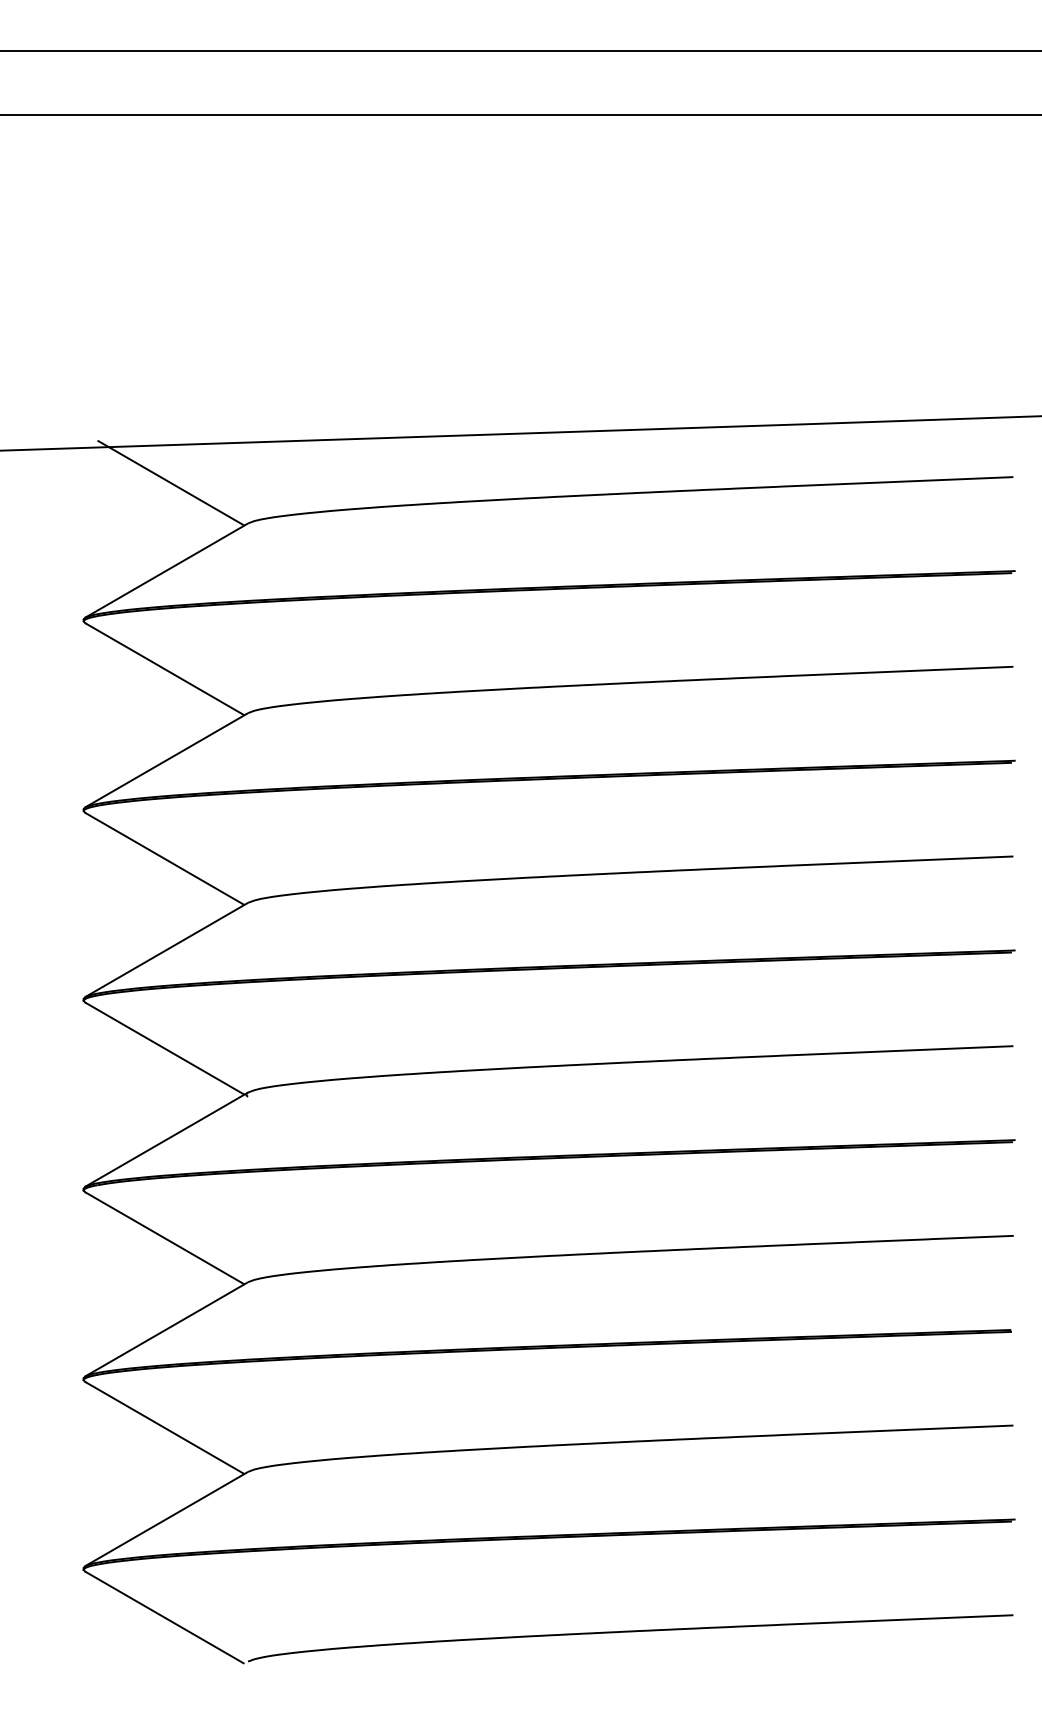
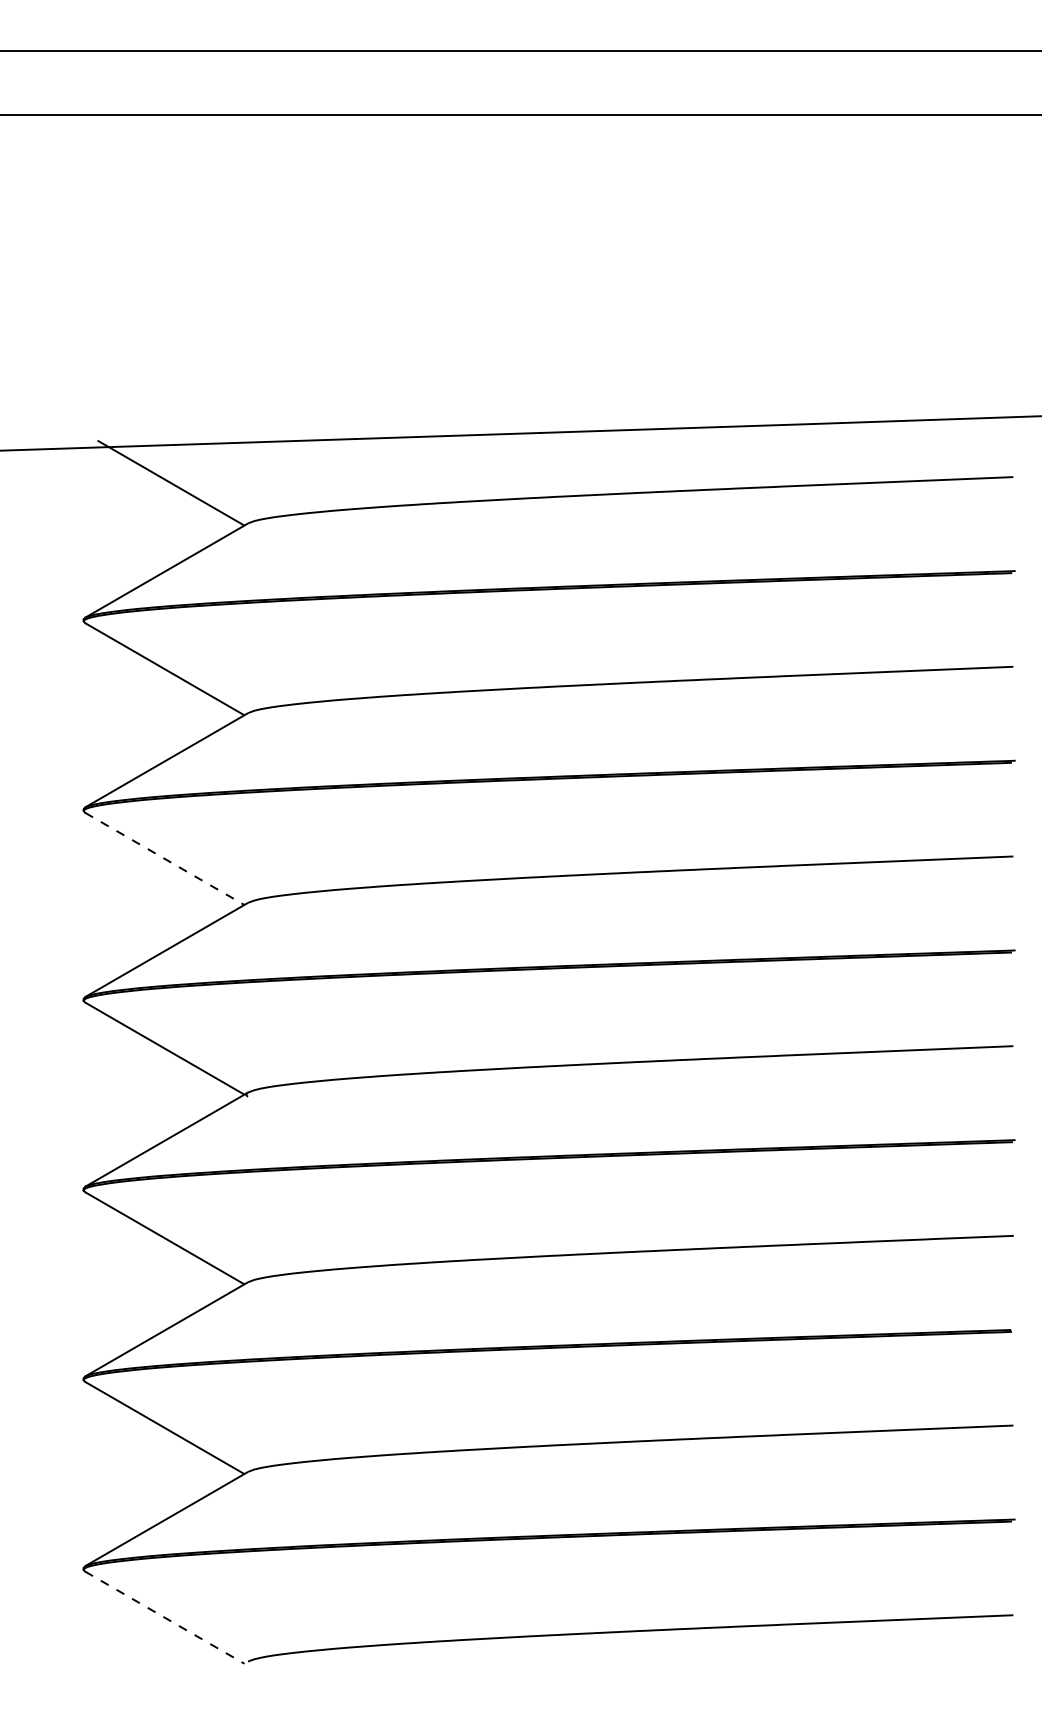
line: solid -> dashed (164, 858)
line: solid -> dashed (165, 1618)
